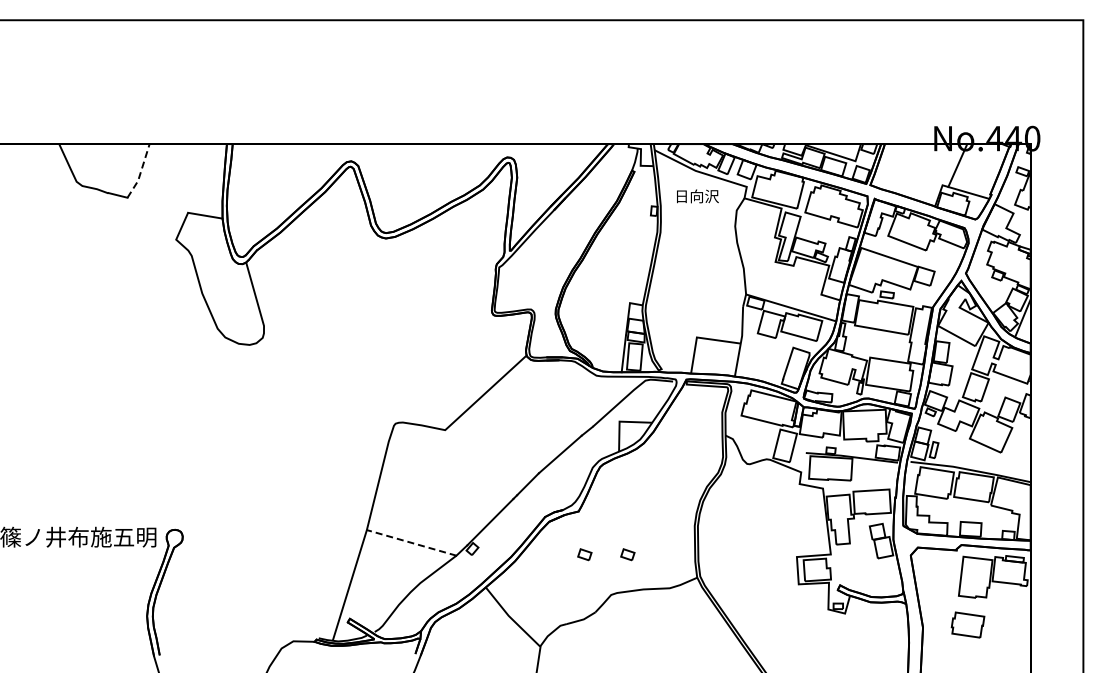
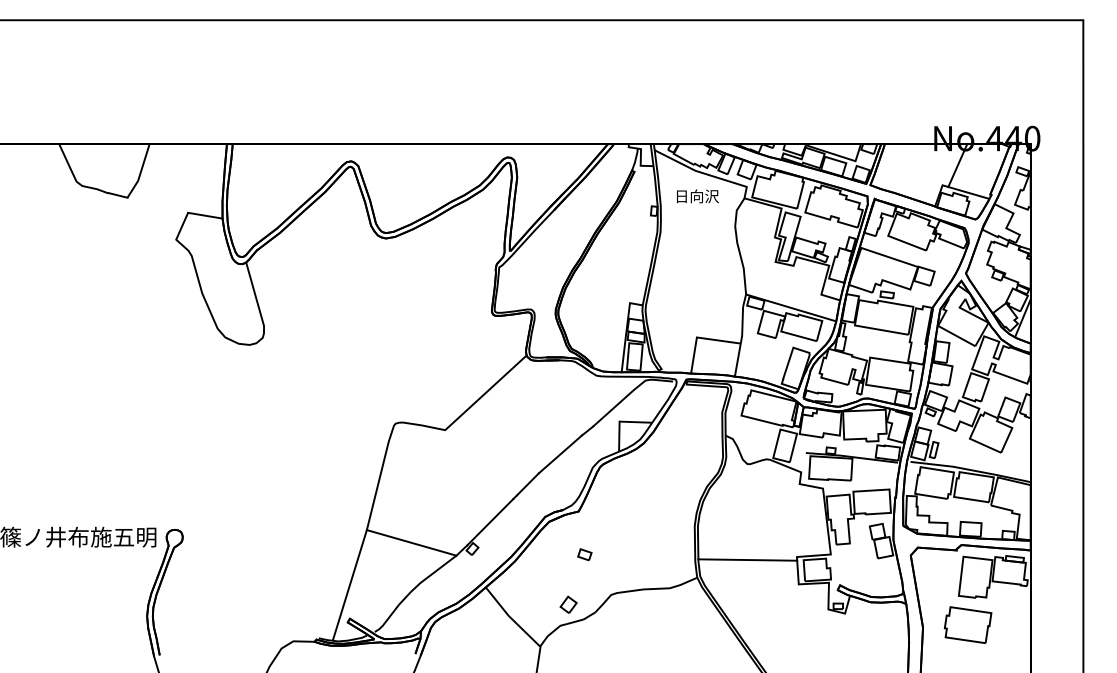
line: dashed -> solid (140, 172)
line: dashed -> solid (411, 542)
part: present -> none (627, 554)
line: none -> present (747, 559)
part: none -> present (568, 604)
part size: 36x28 px -> 50x38 px (967, 624)
